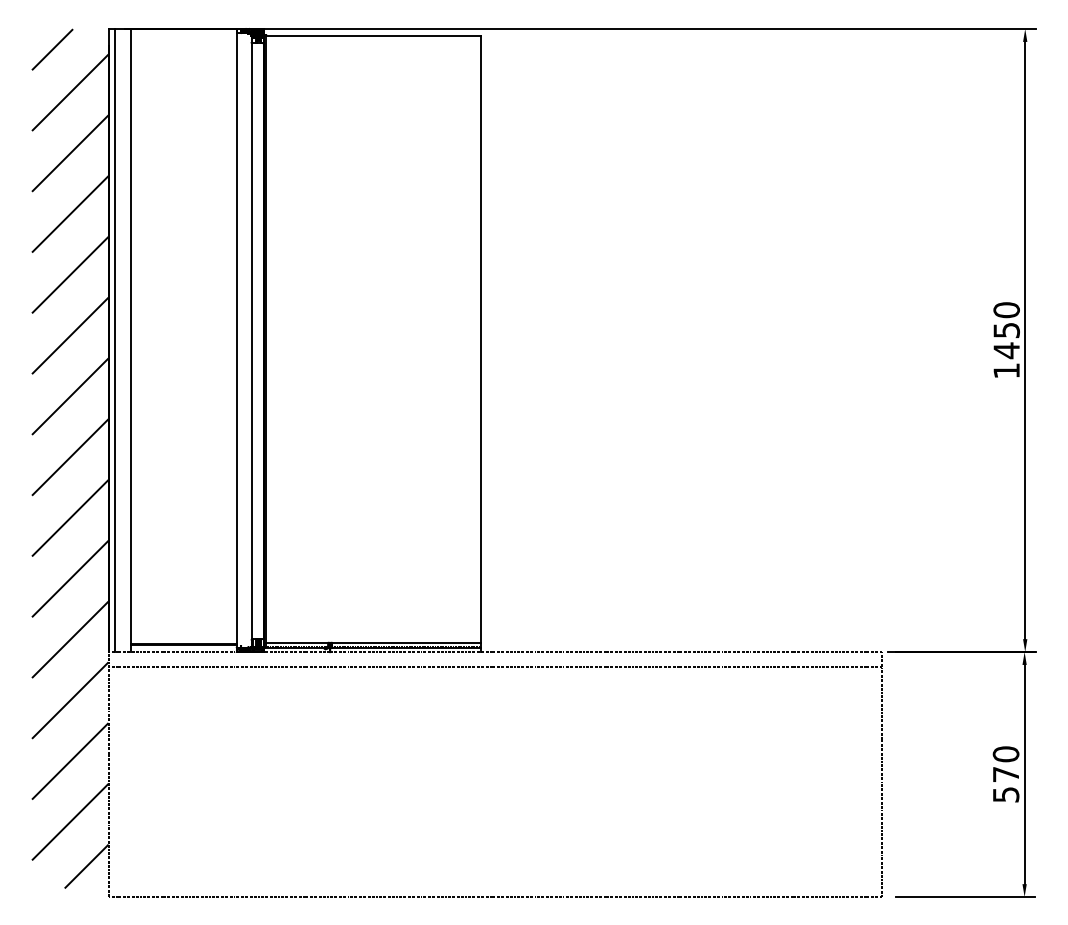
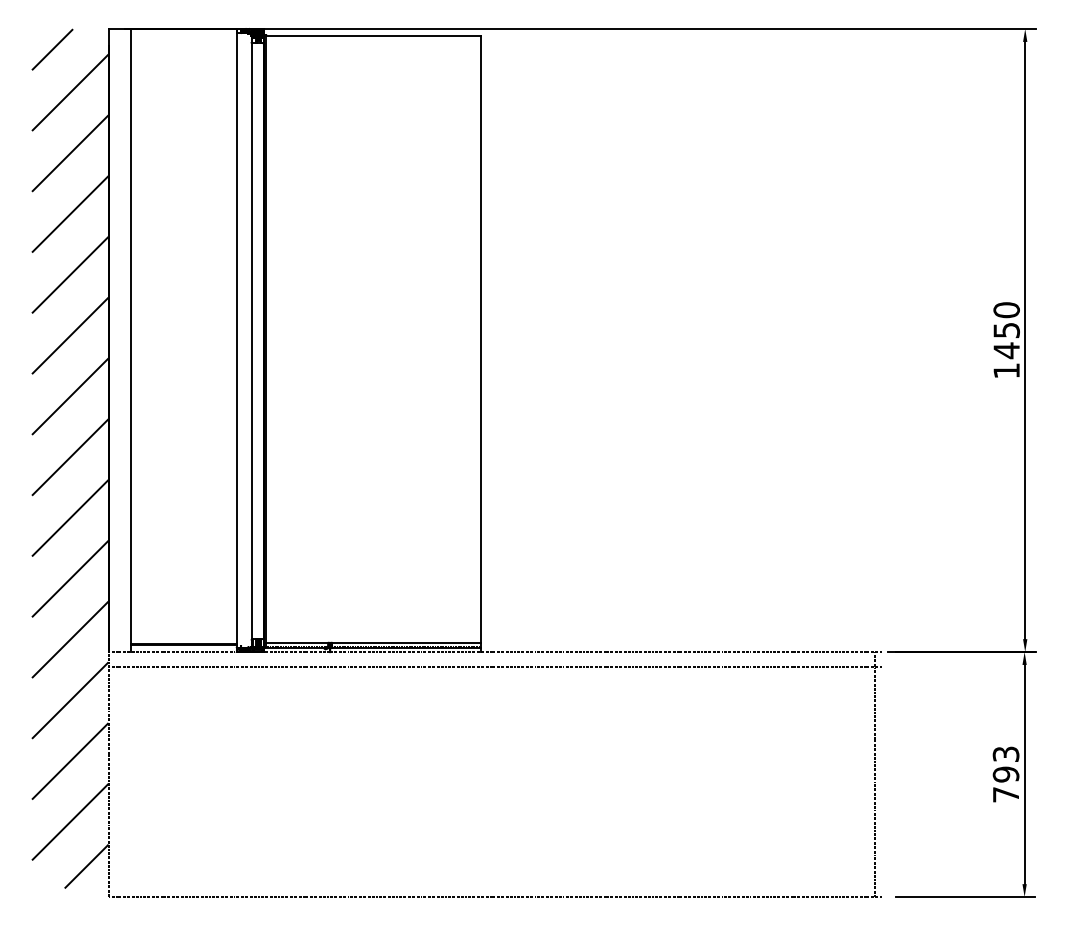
line: present -> none (114, 340)
line position: (882, 774) -> (875, 774) (875, 774)
text: 570 -> 793 (1005, 774)
